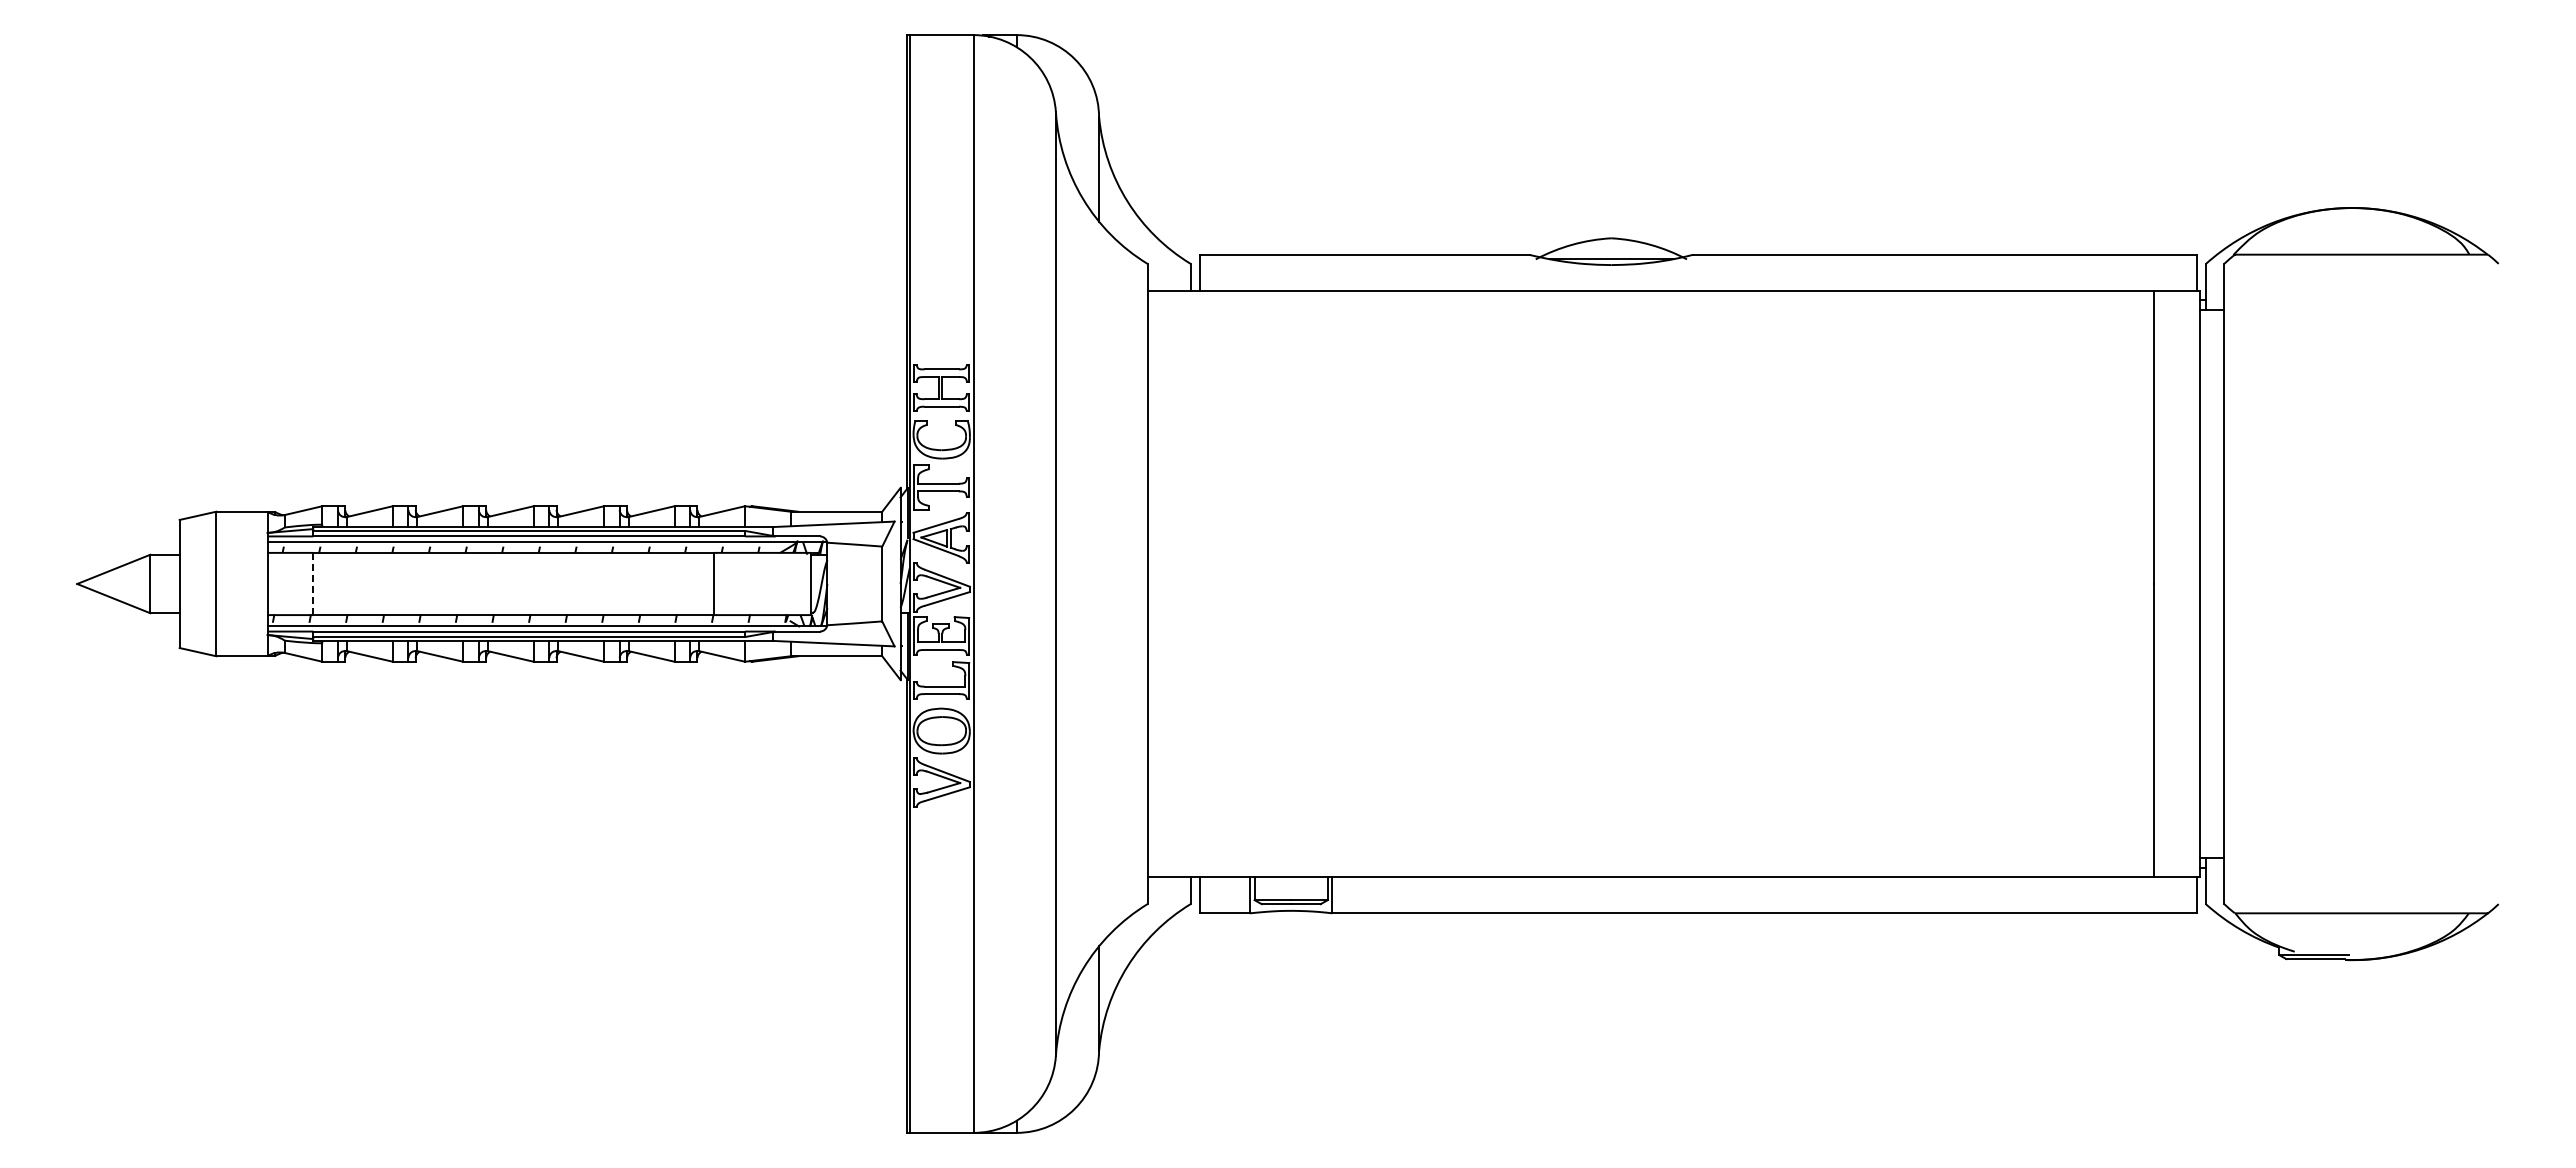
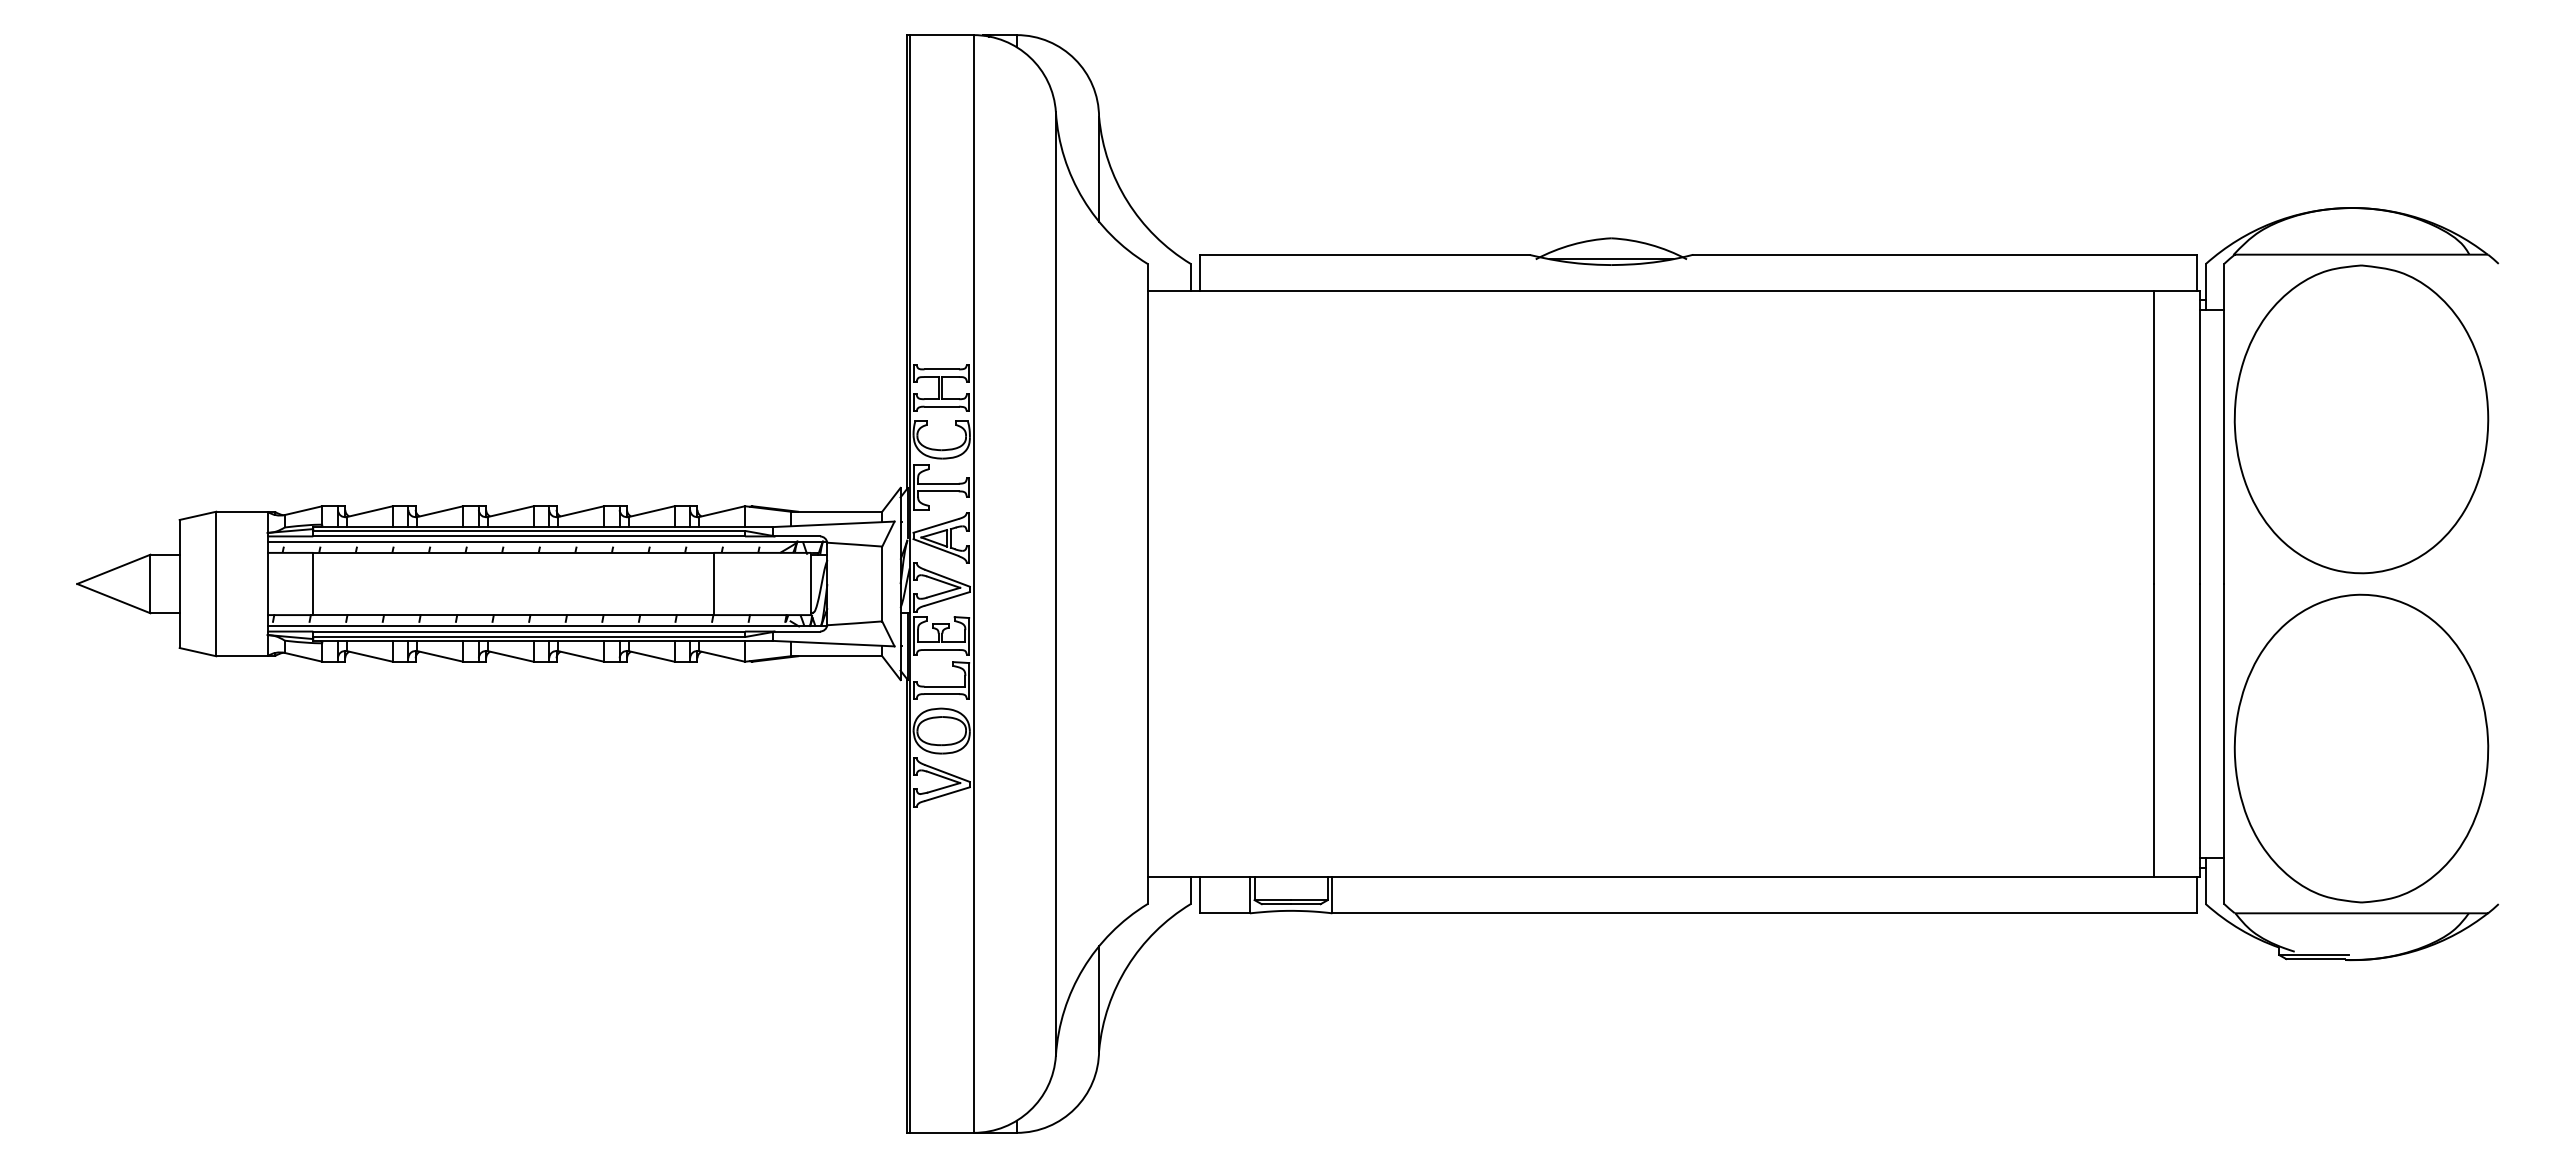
part: none -> present (2361, 419)
line: dashed -> solid (313, 584)
part: none -> present (2361, 748)
